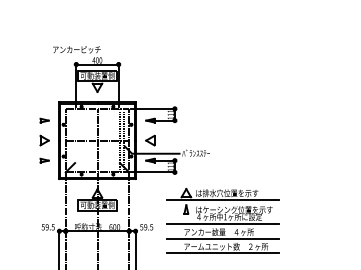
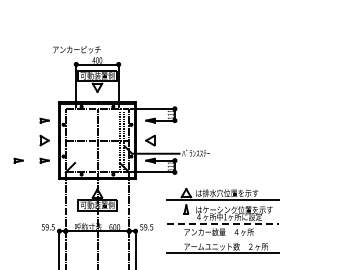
part: none -> present (18, 160)
line: solid -> dashed (222, 224)
line: present -> none (222, 238)
